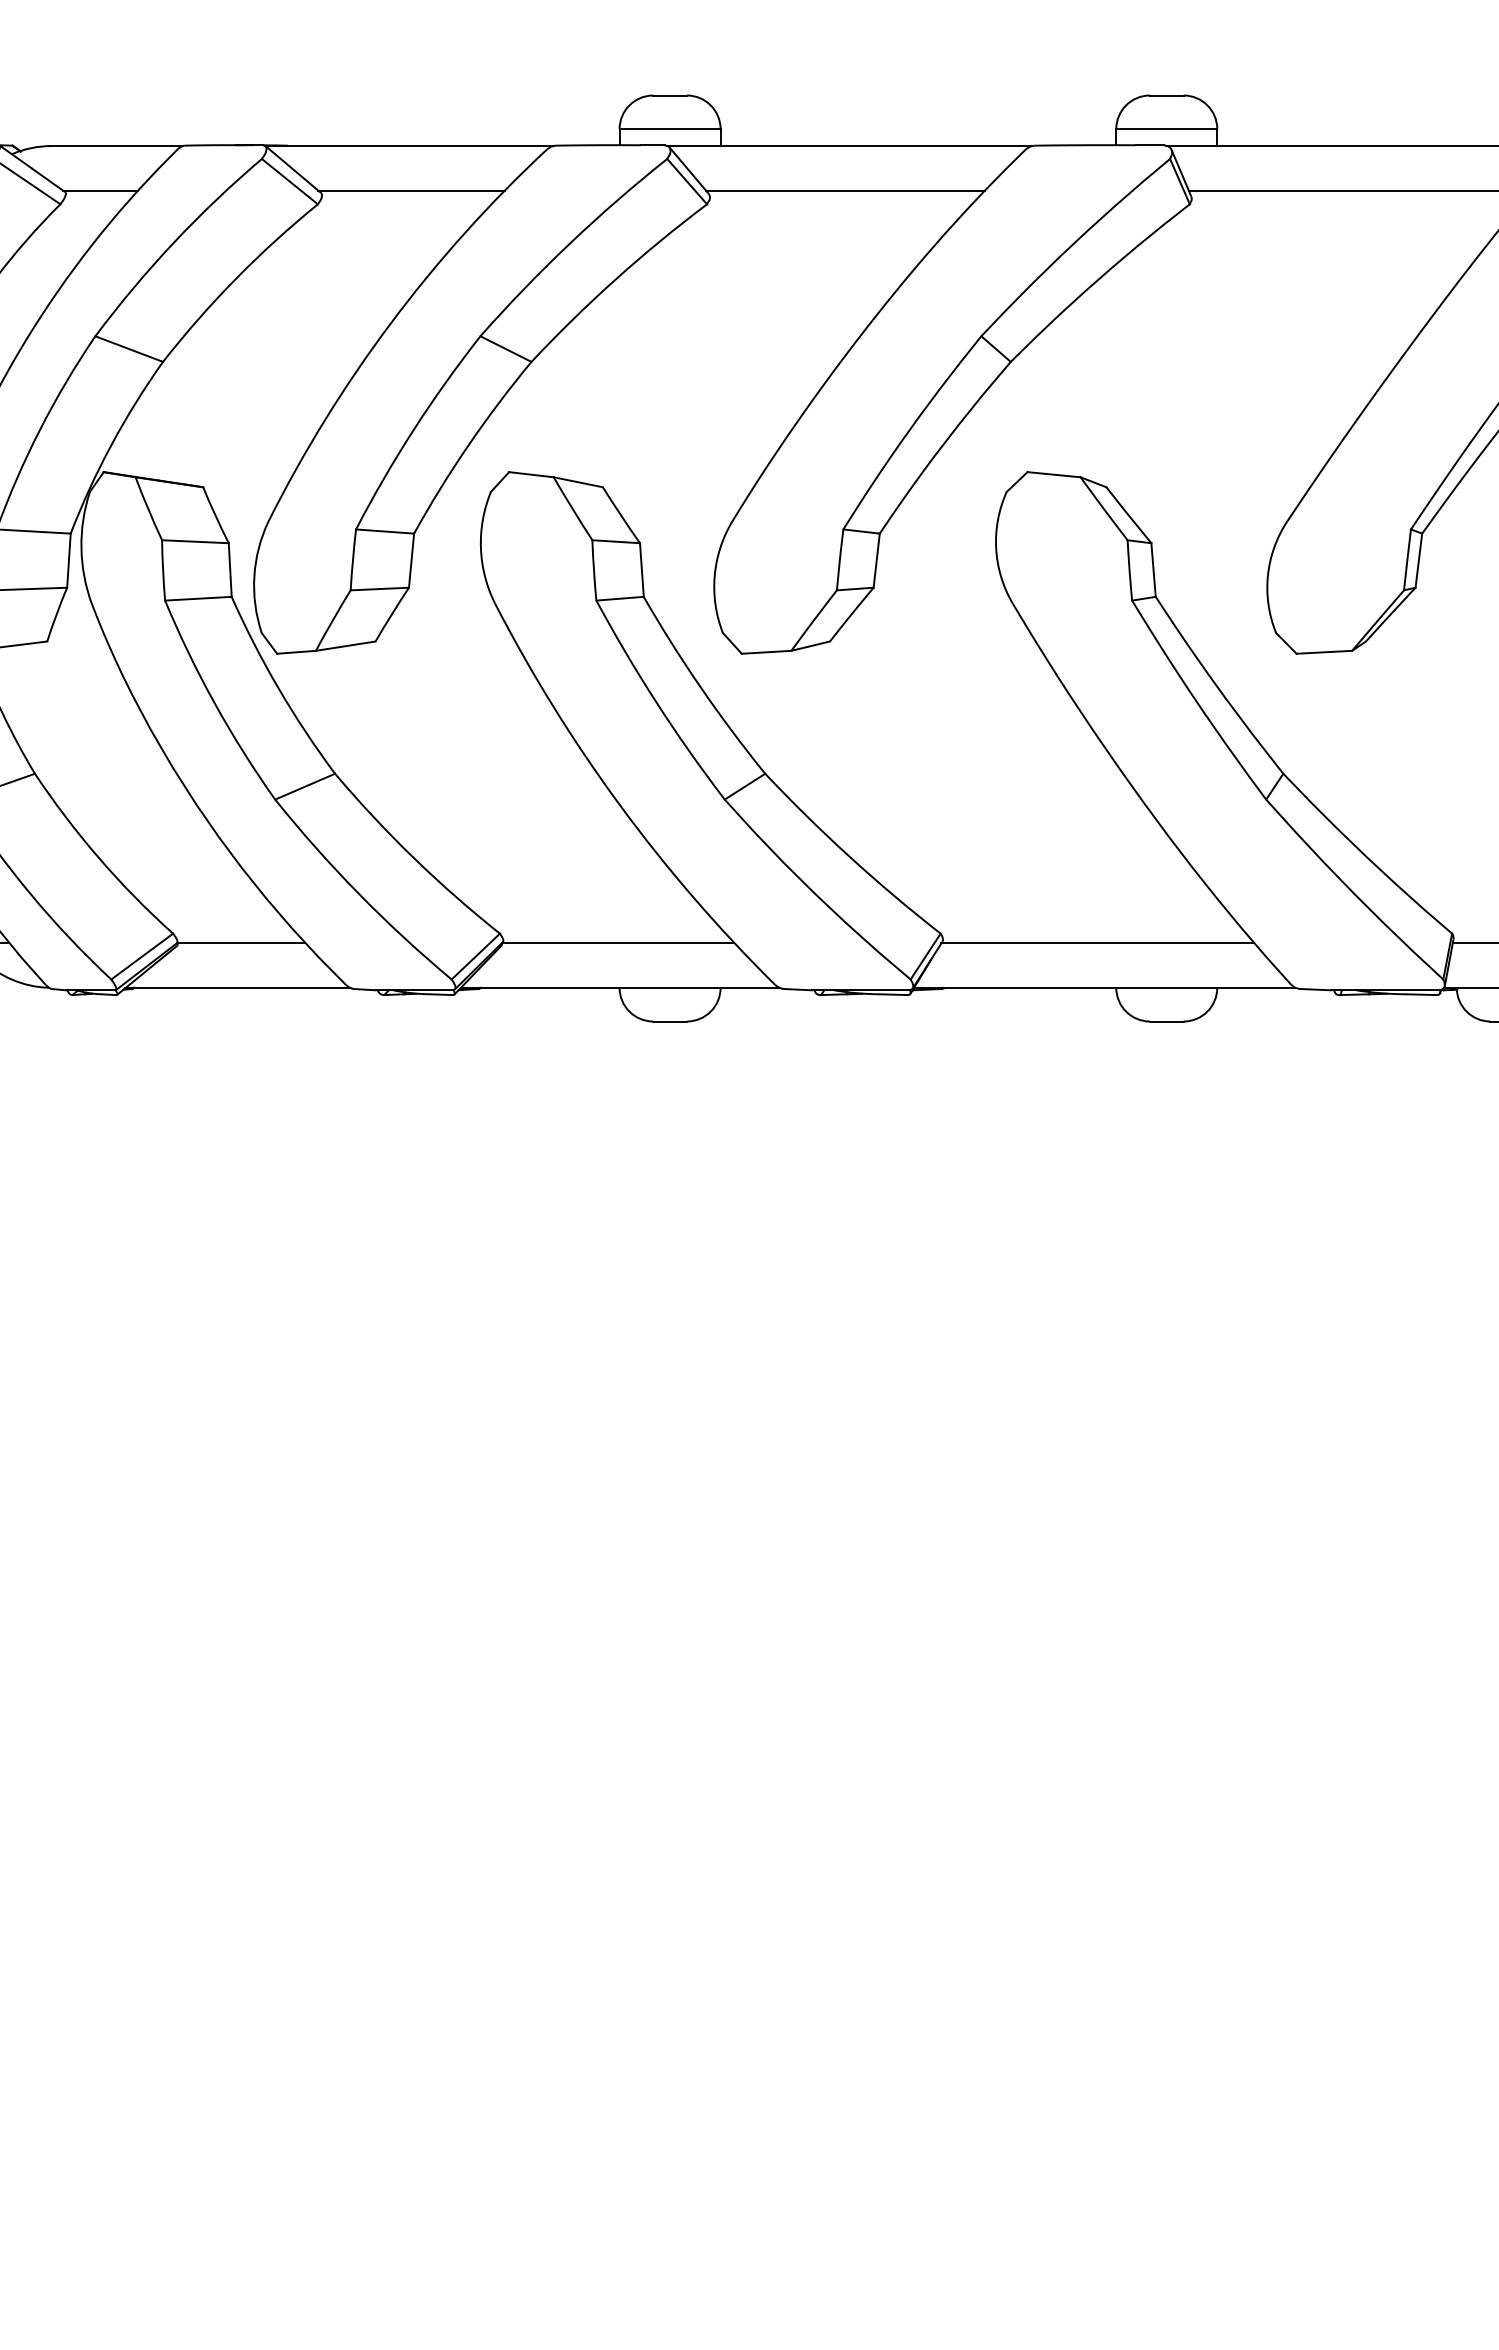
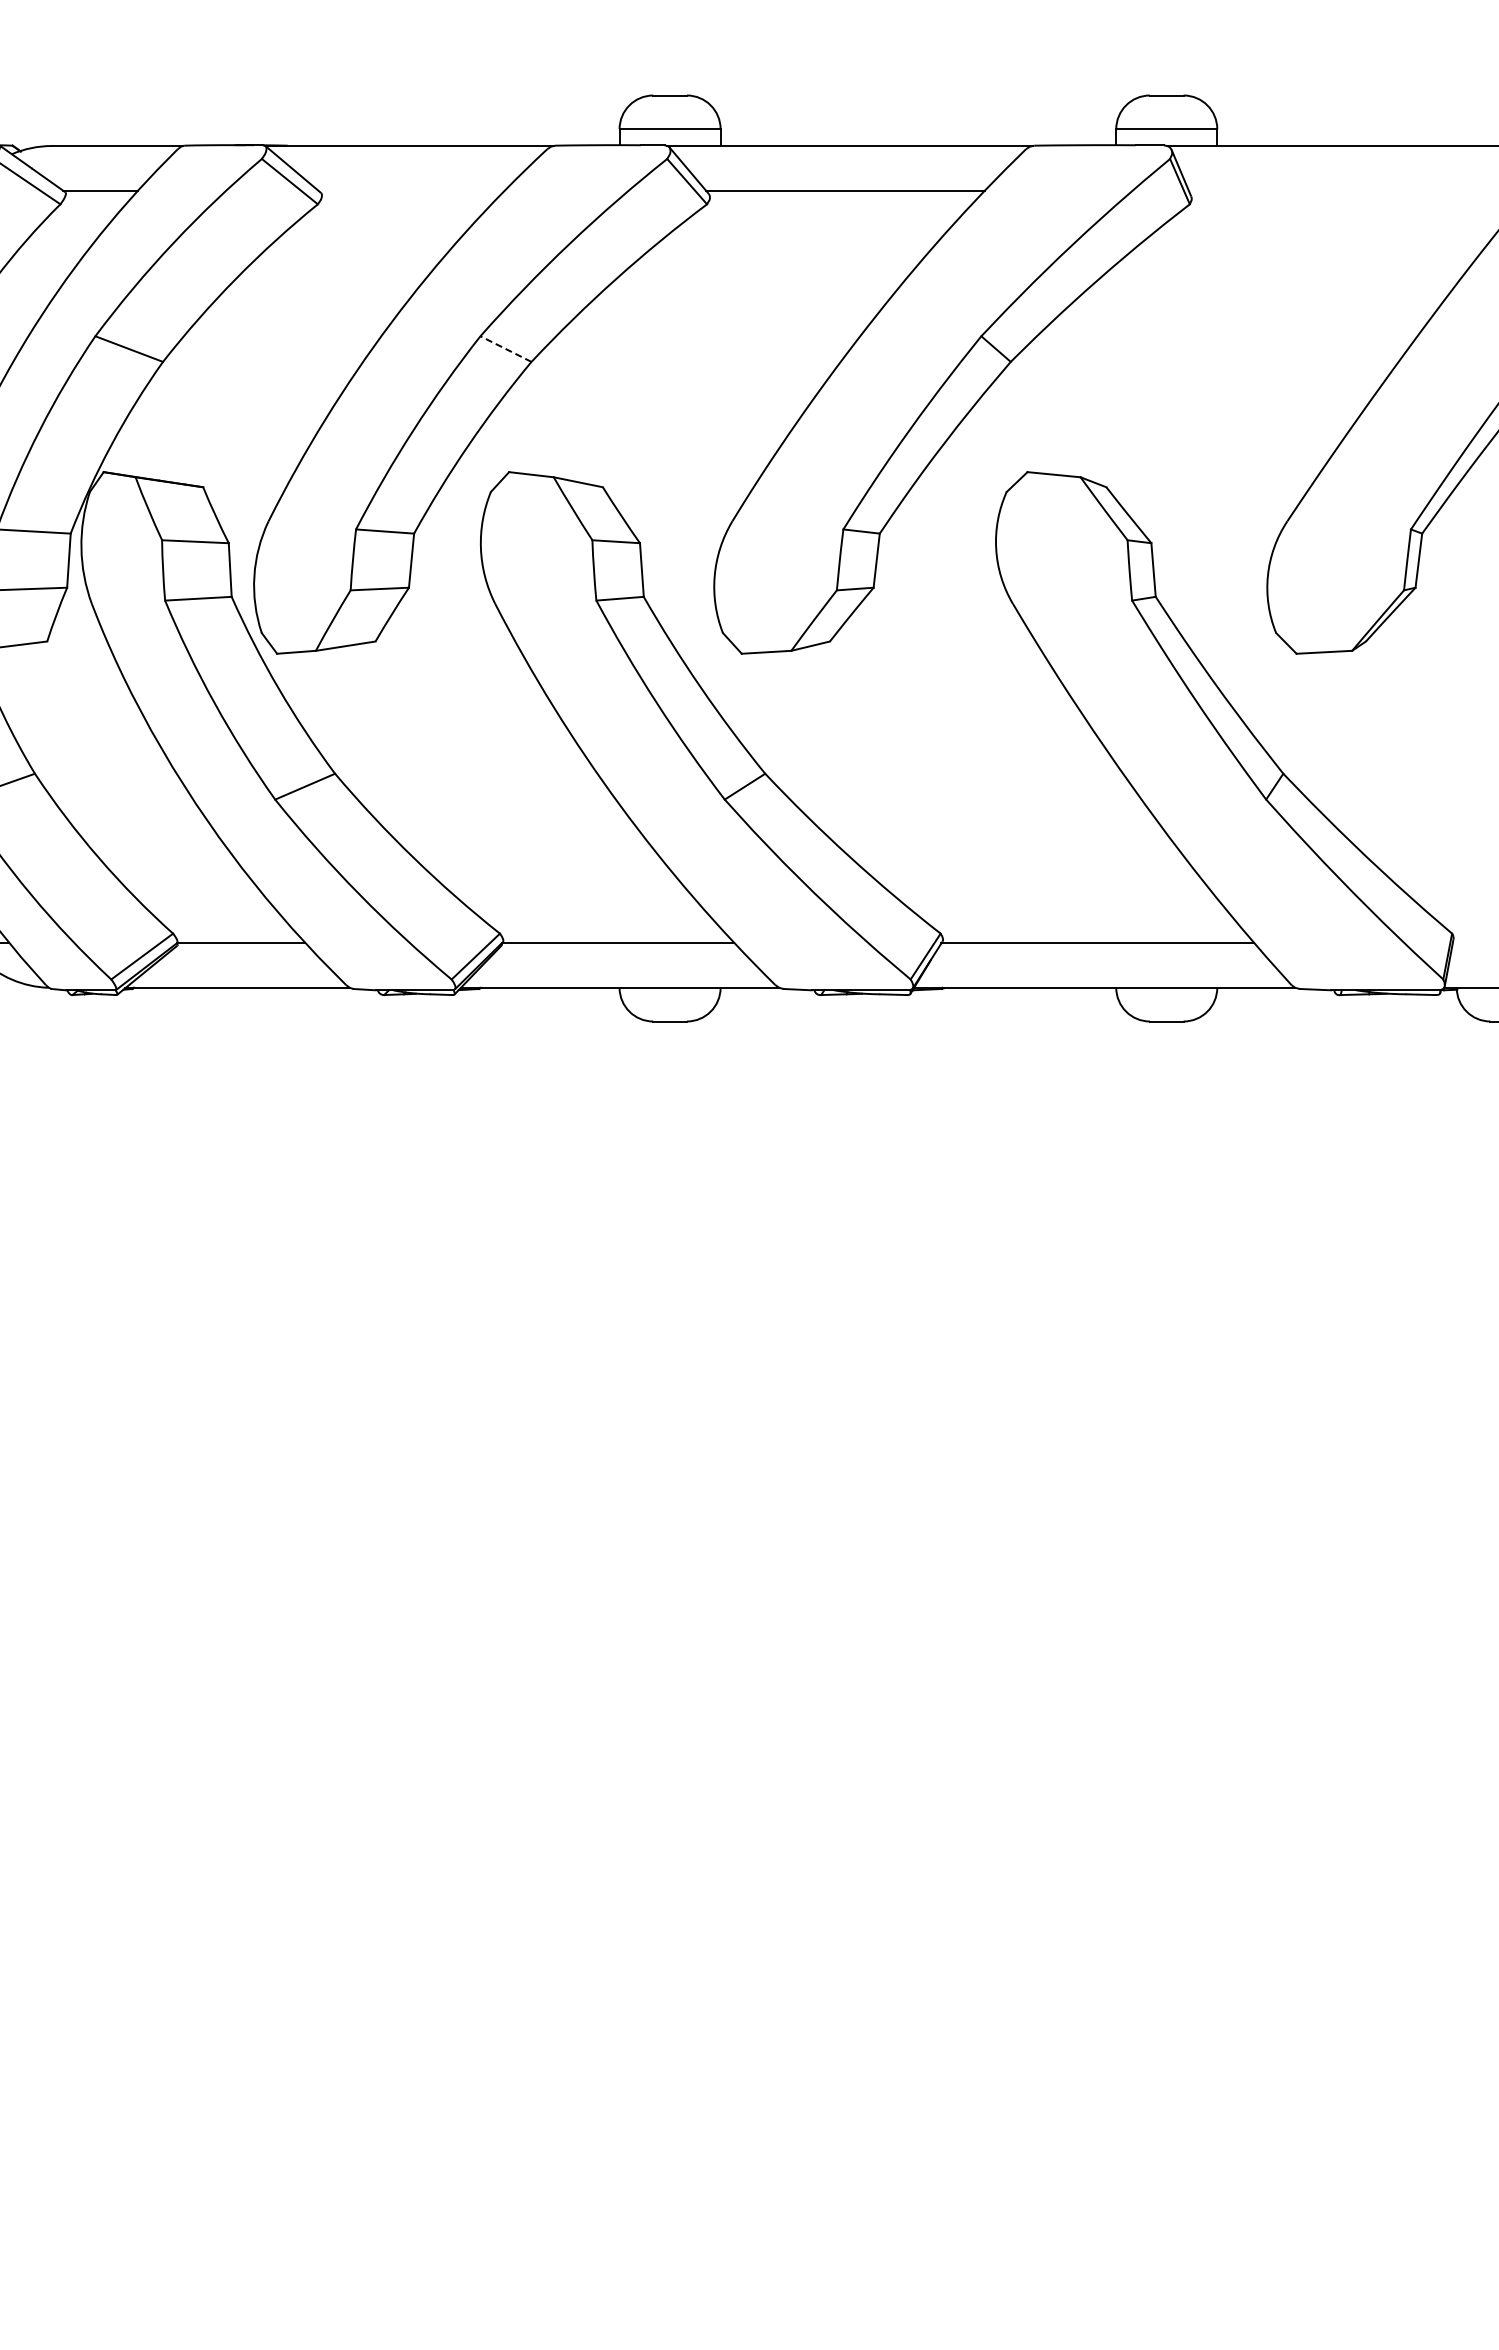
line: present -> none (410, 190)
line: present -> none (1341, 190)
line: solid -> dashed (505, 349)
line: present -> none (1473, 943)
